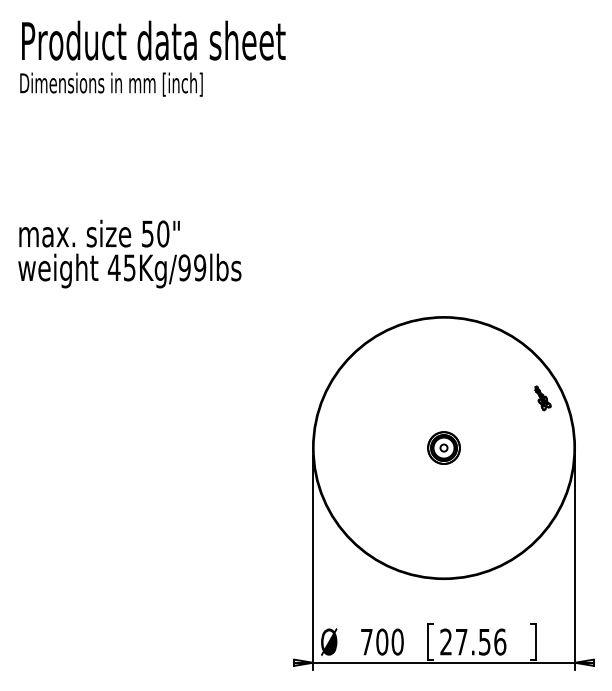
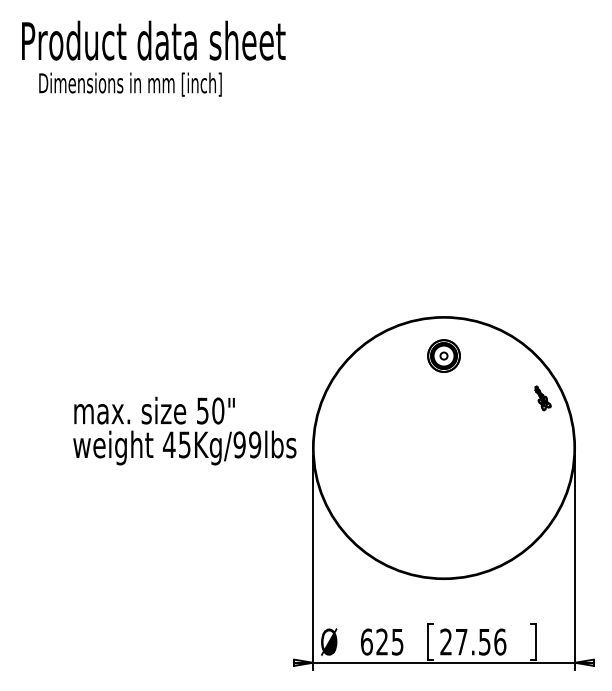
text position: (111, 84) -> (130, 84) (130, 84)
text position: (129, 253) -> (184, 430) (184, 430)
part position: (443, 447) -> (443, 355) (443, 355)
text: 700 -> 625 (381, 641)
